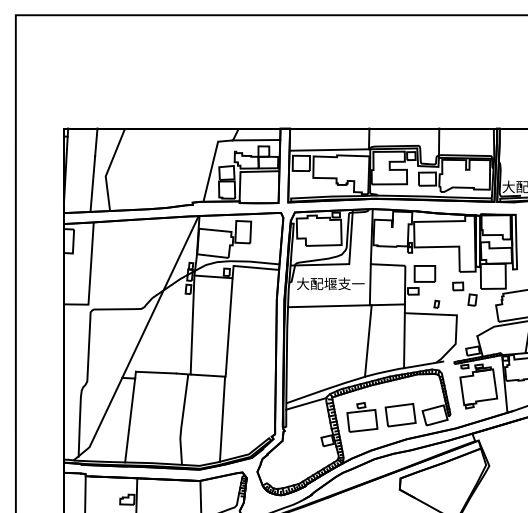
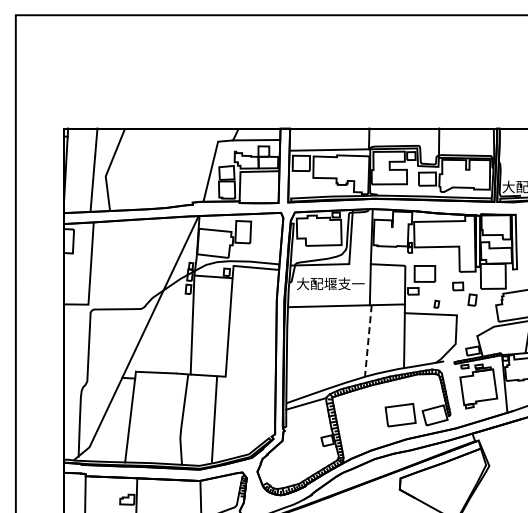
line: solid -> dashed (368, 341)
part: present -> none (362, 417)
line position: (222, 418) -> (214, 418) (214, 418)
